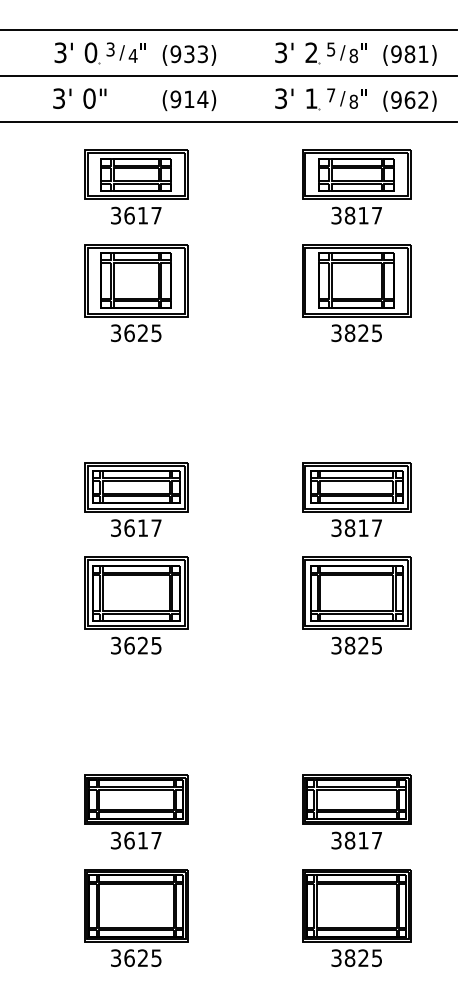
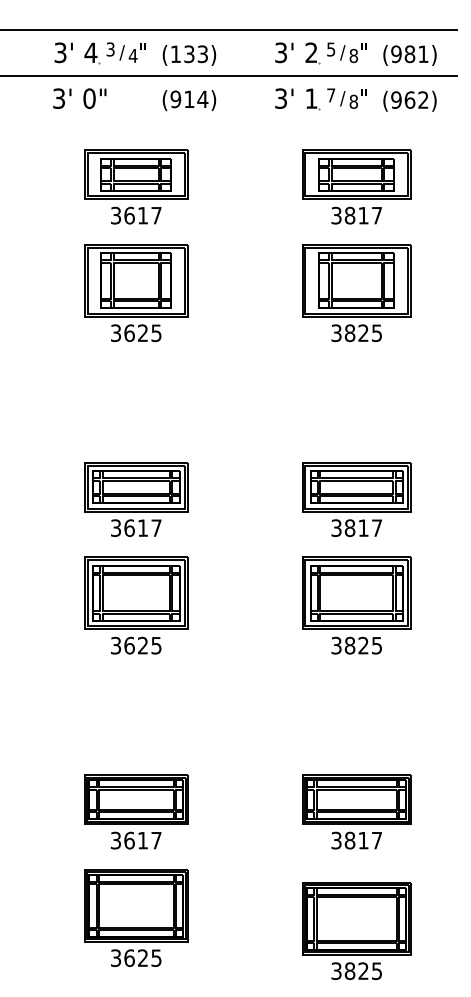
text: 0 -> 4 (90, 52)
text: (933) -> (133) (175, 54)
line: present -> none (229, 121)
part position: (356, 917) -> (356, 930) (356, 930)
